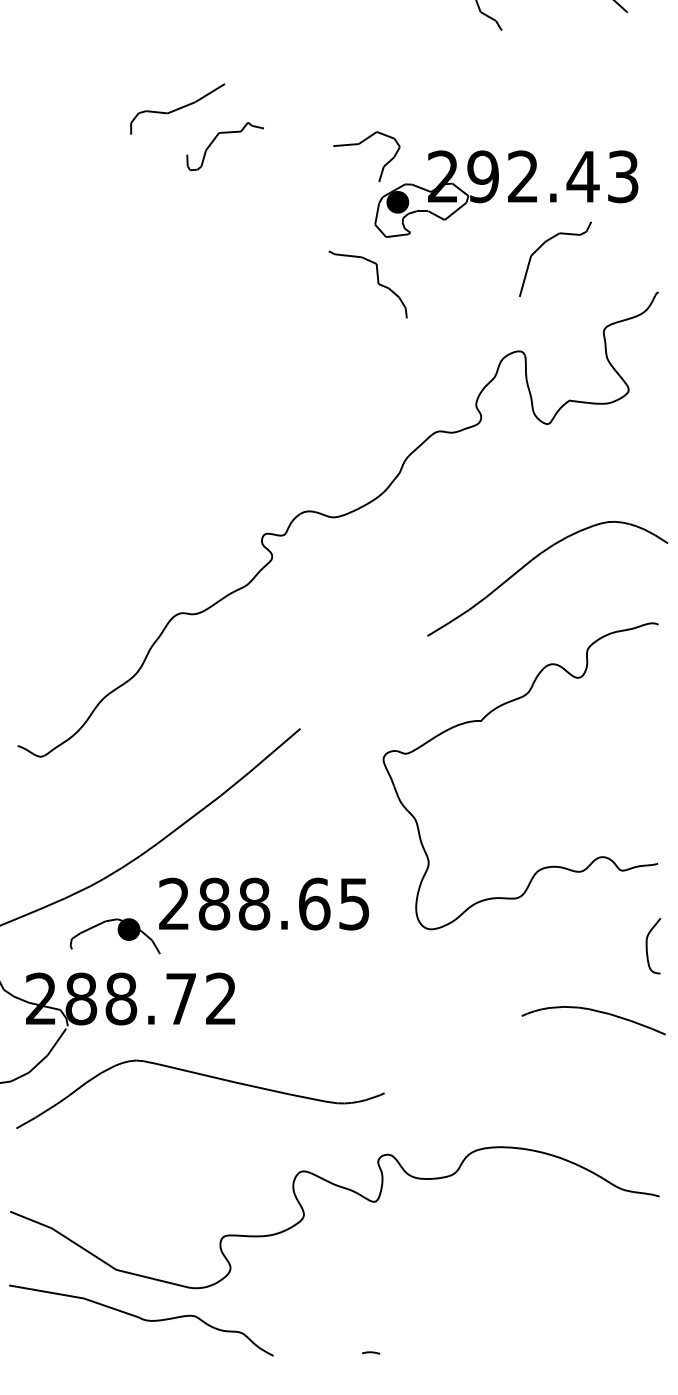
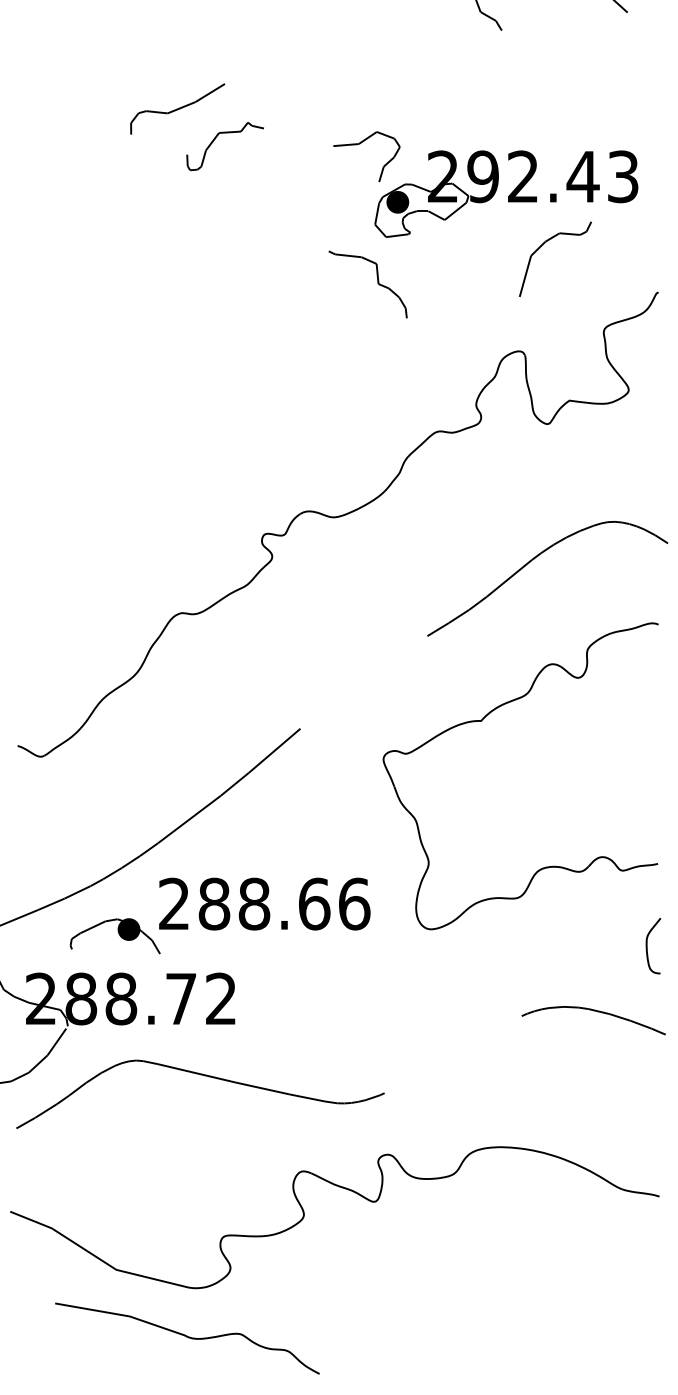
text: 288.65 -> 288.66 (354, 903)
curve position: (141, 1319) -> (187, 1337) (187, 1337)
line: present -> none (371, 1352)
